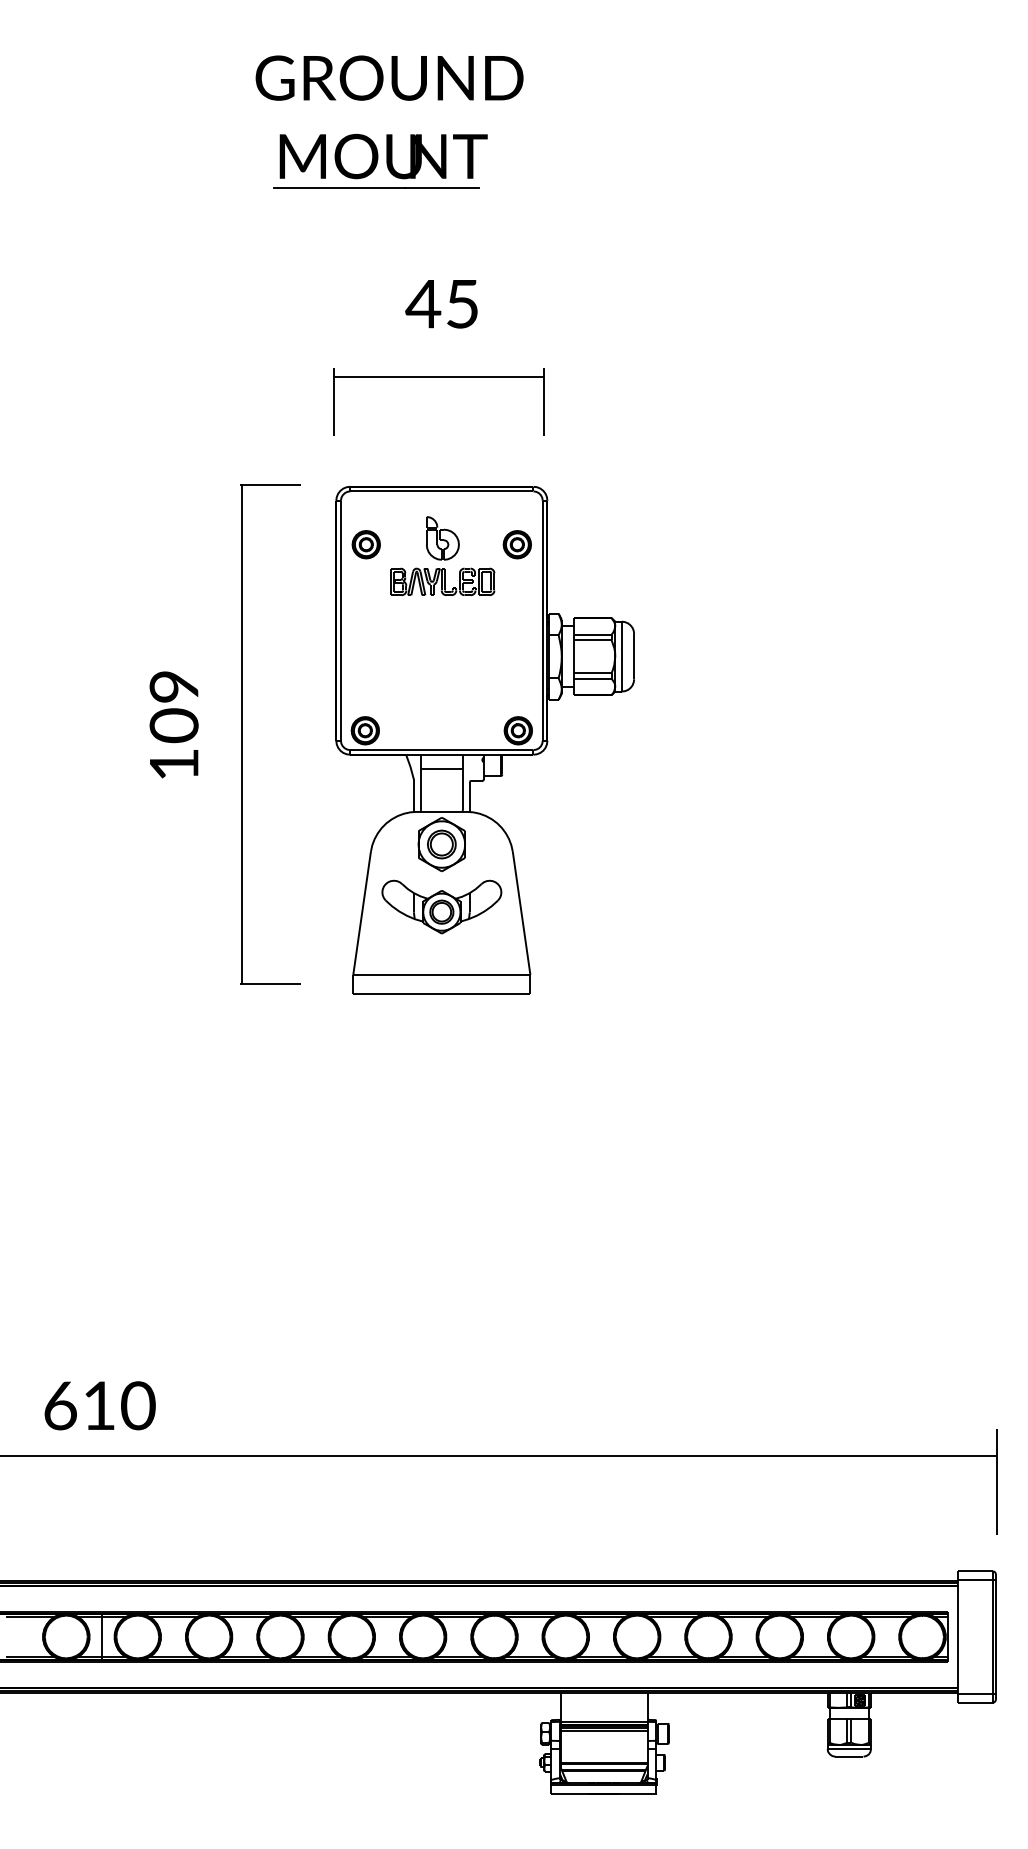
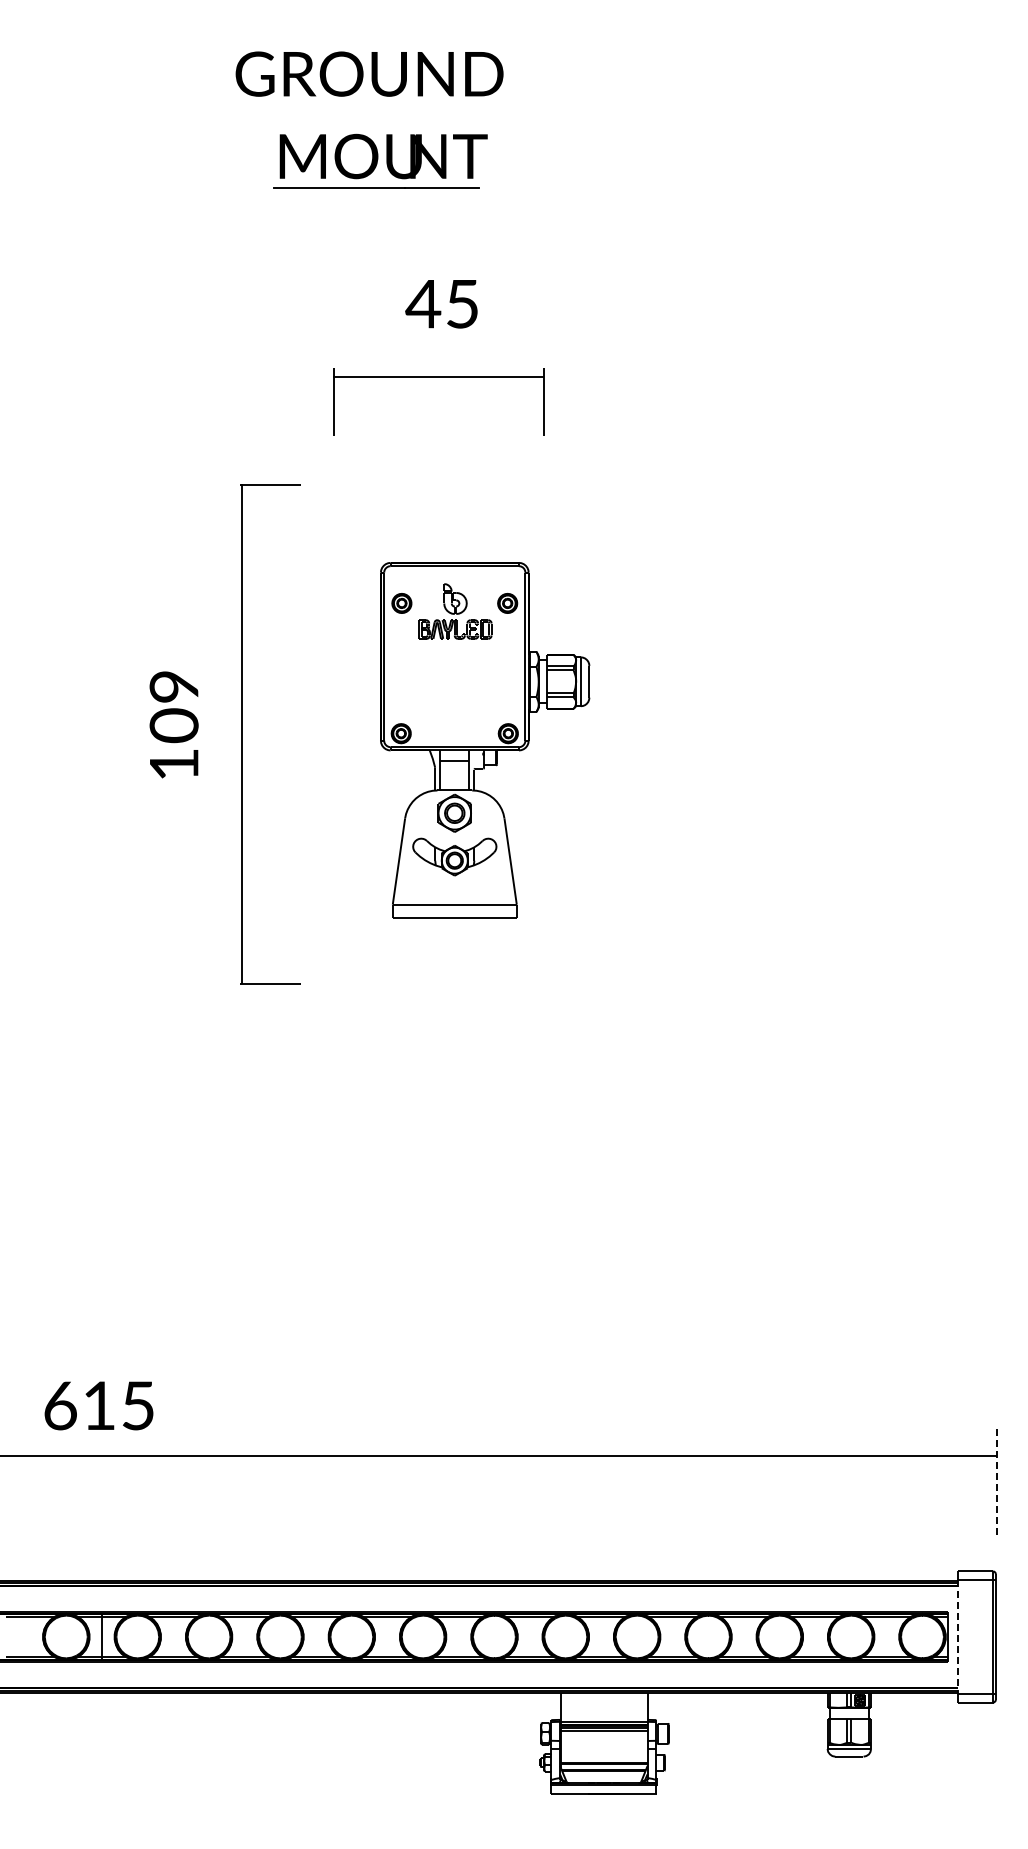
text position: (389, 77) -> (369, 73) (369, 73)
part size: 300x509 px -> 211x357 px (485, 740)
text: 610 -> 615 (138, 1405)
line: solid -> dashed (997, 1482)
line: solid -> dashed (958, 1637)
